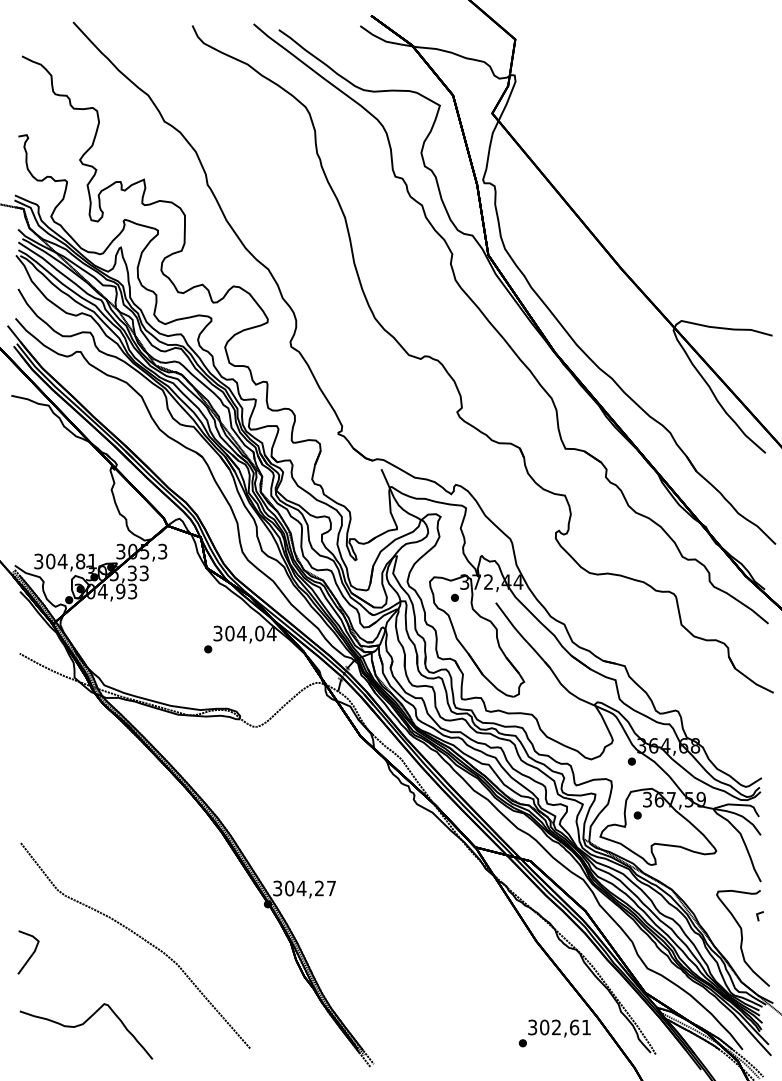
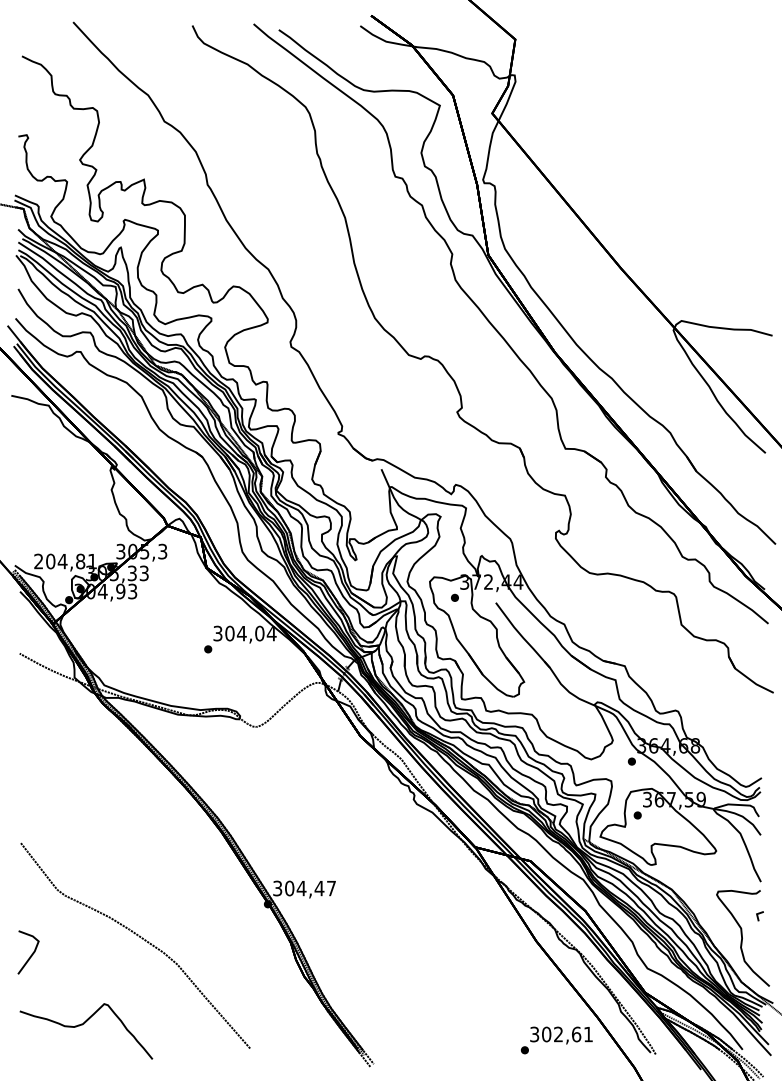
text: 304,81 -> 204,81 (38, 561)
text: 304,27 -> 304,47 (319, 888)
text position: (554, 1033) -> (556, 1040) (556, 1040)
